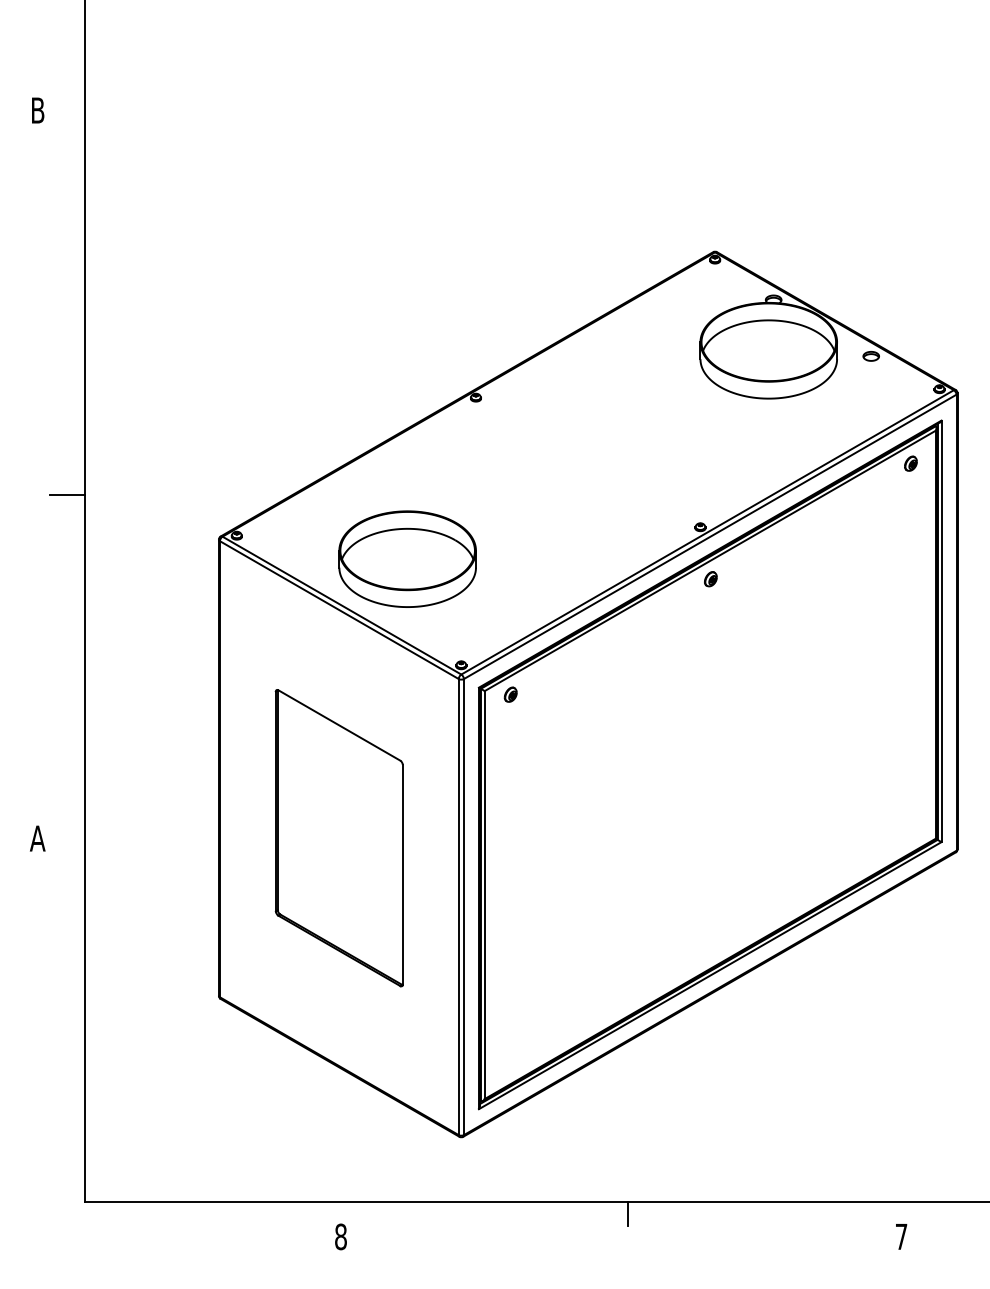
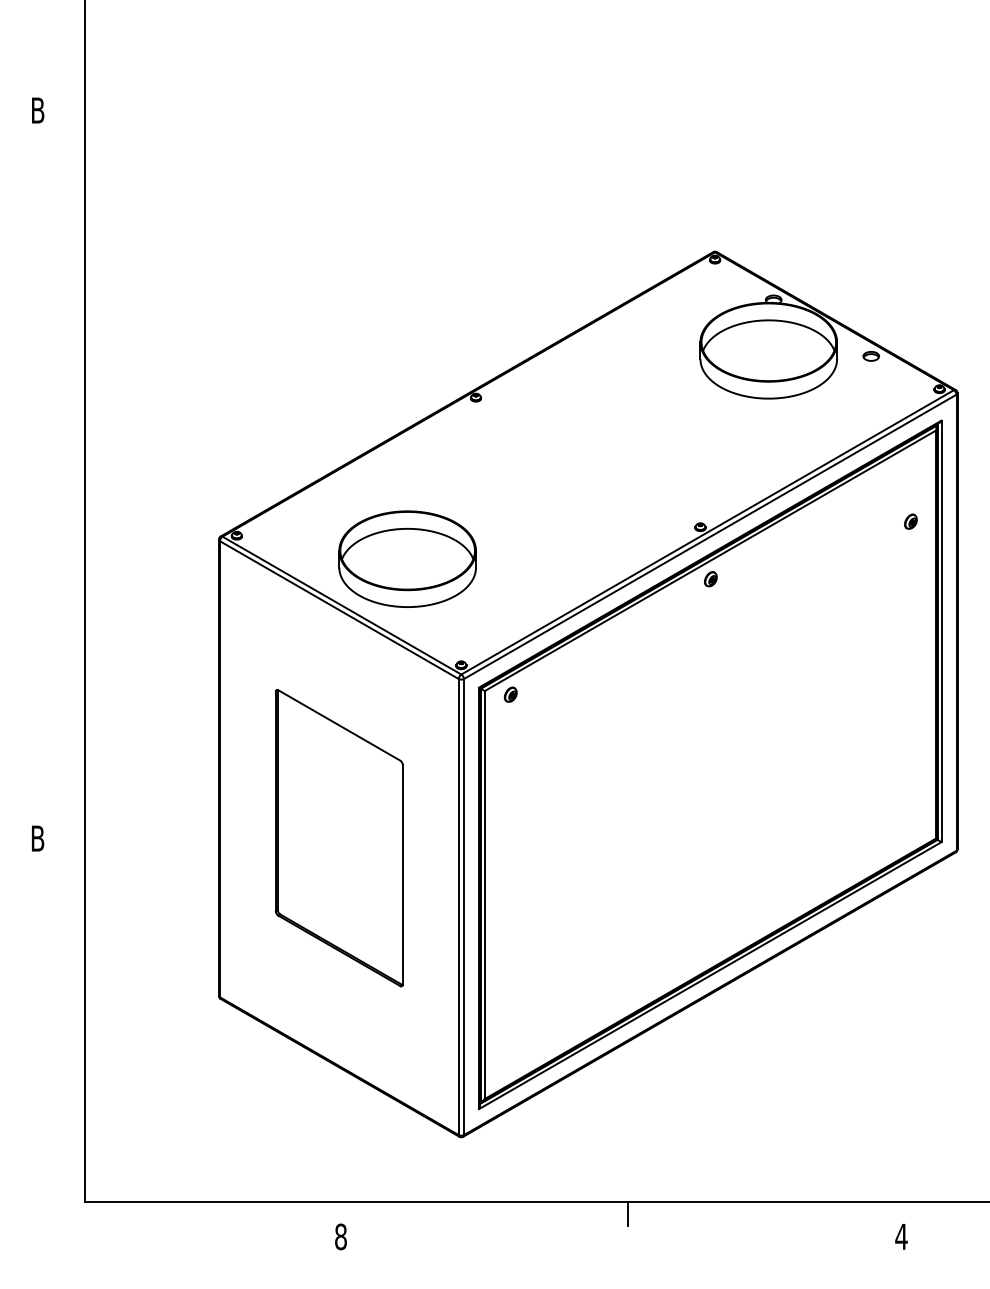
part position: (910, 463) -> (910, 521) (910, 521)
line: present -> none (67, 494)
text: A -> B (37, 838)
text: 7 -> 4 (901, 1236)
